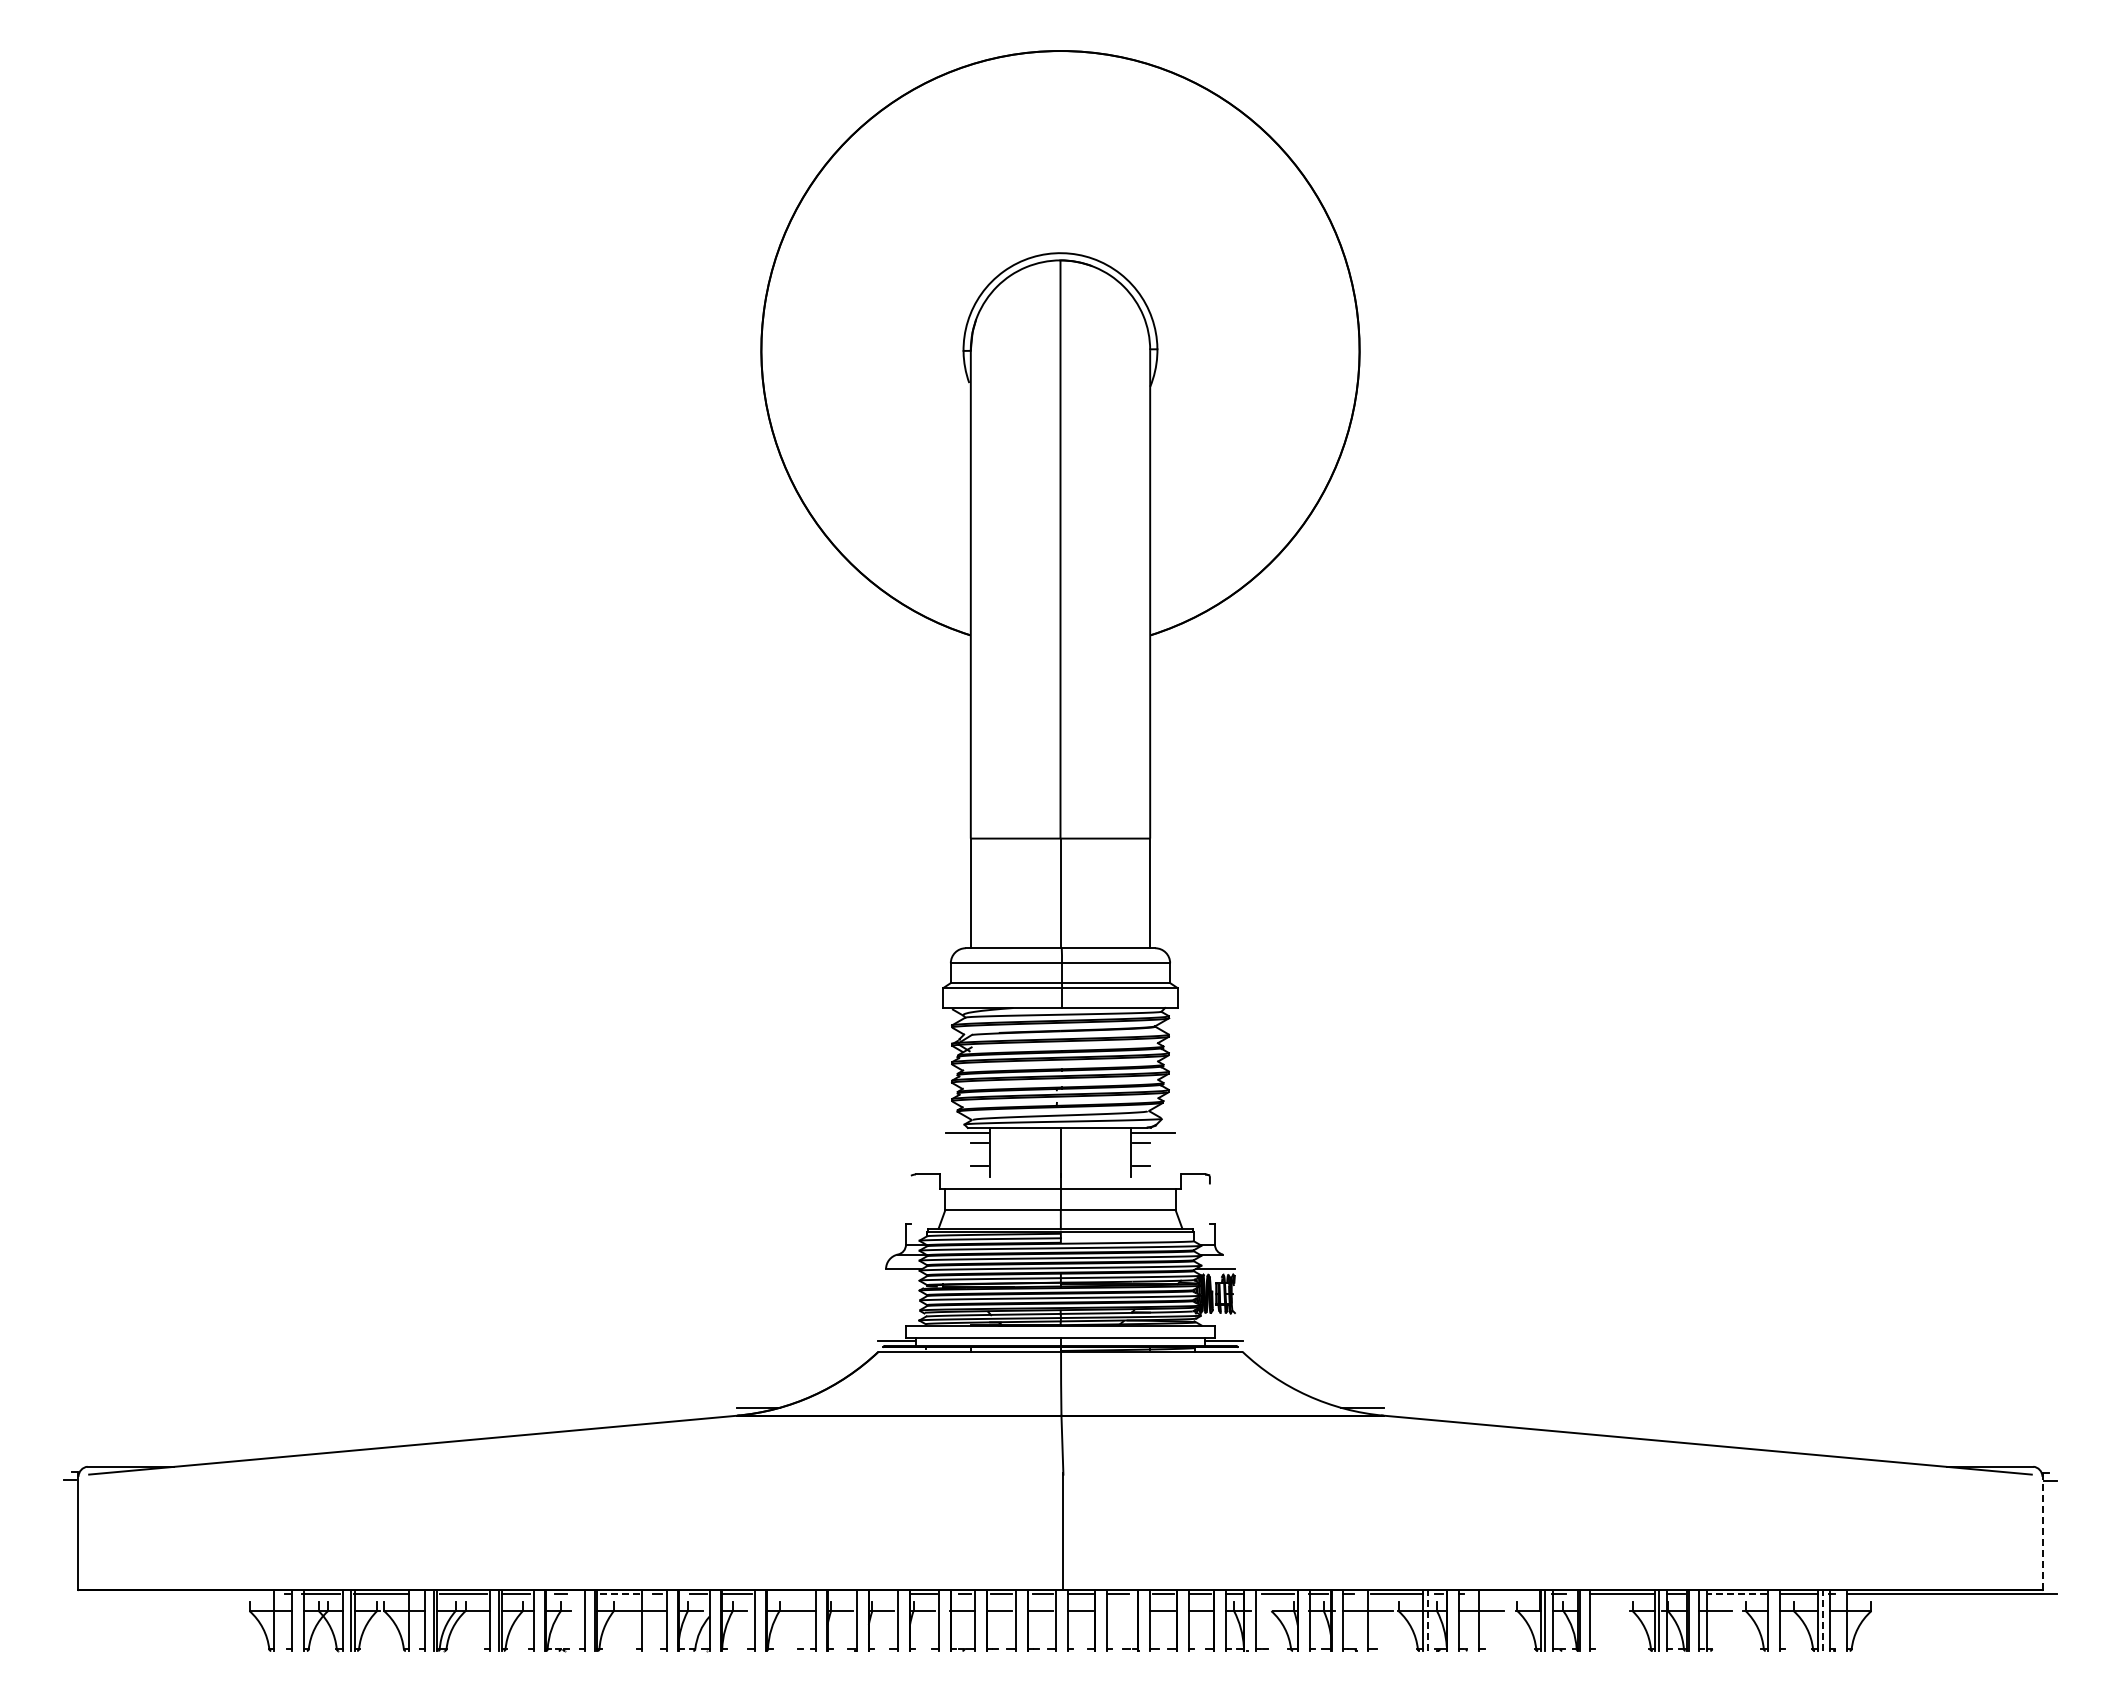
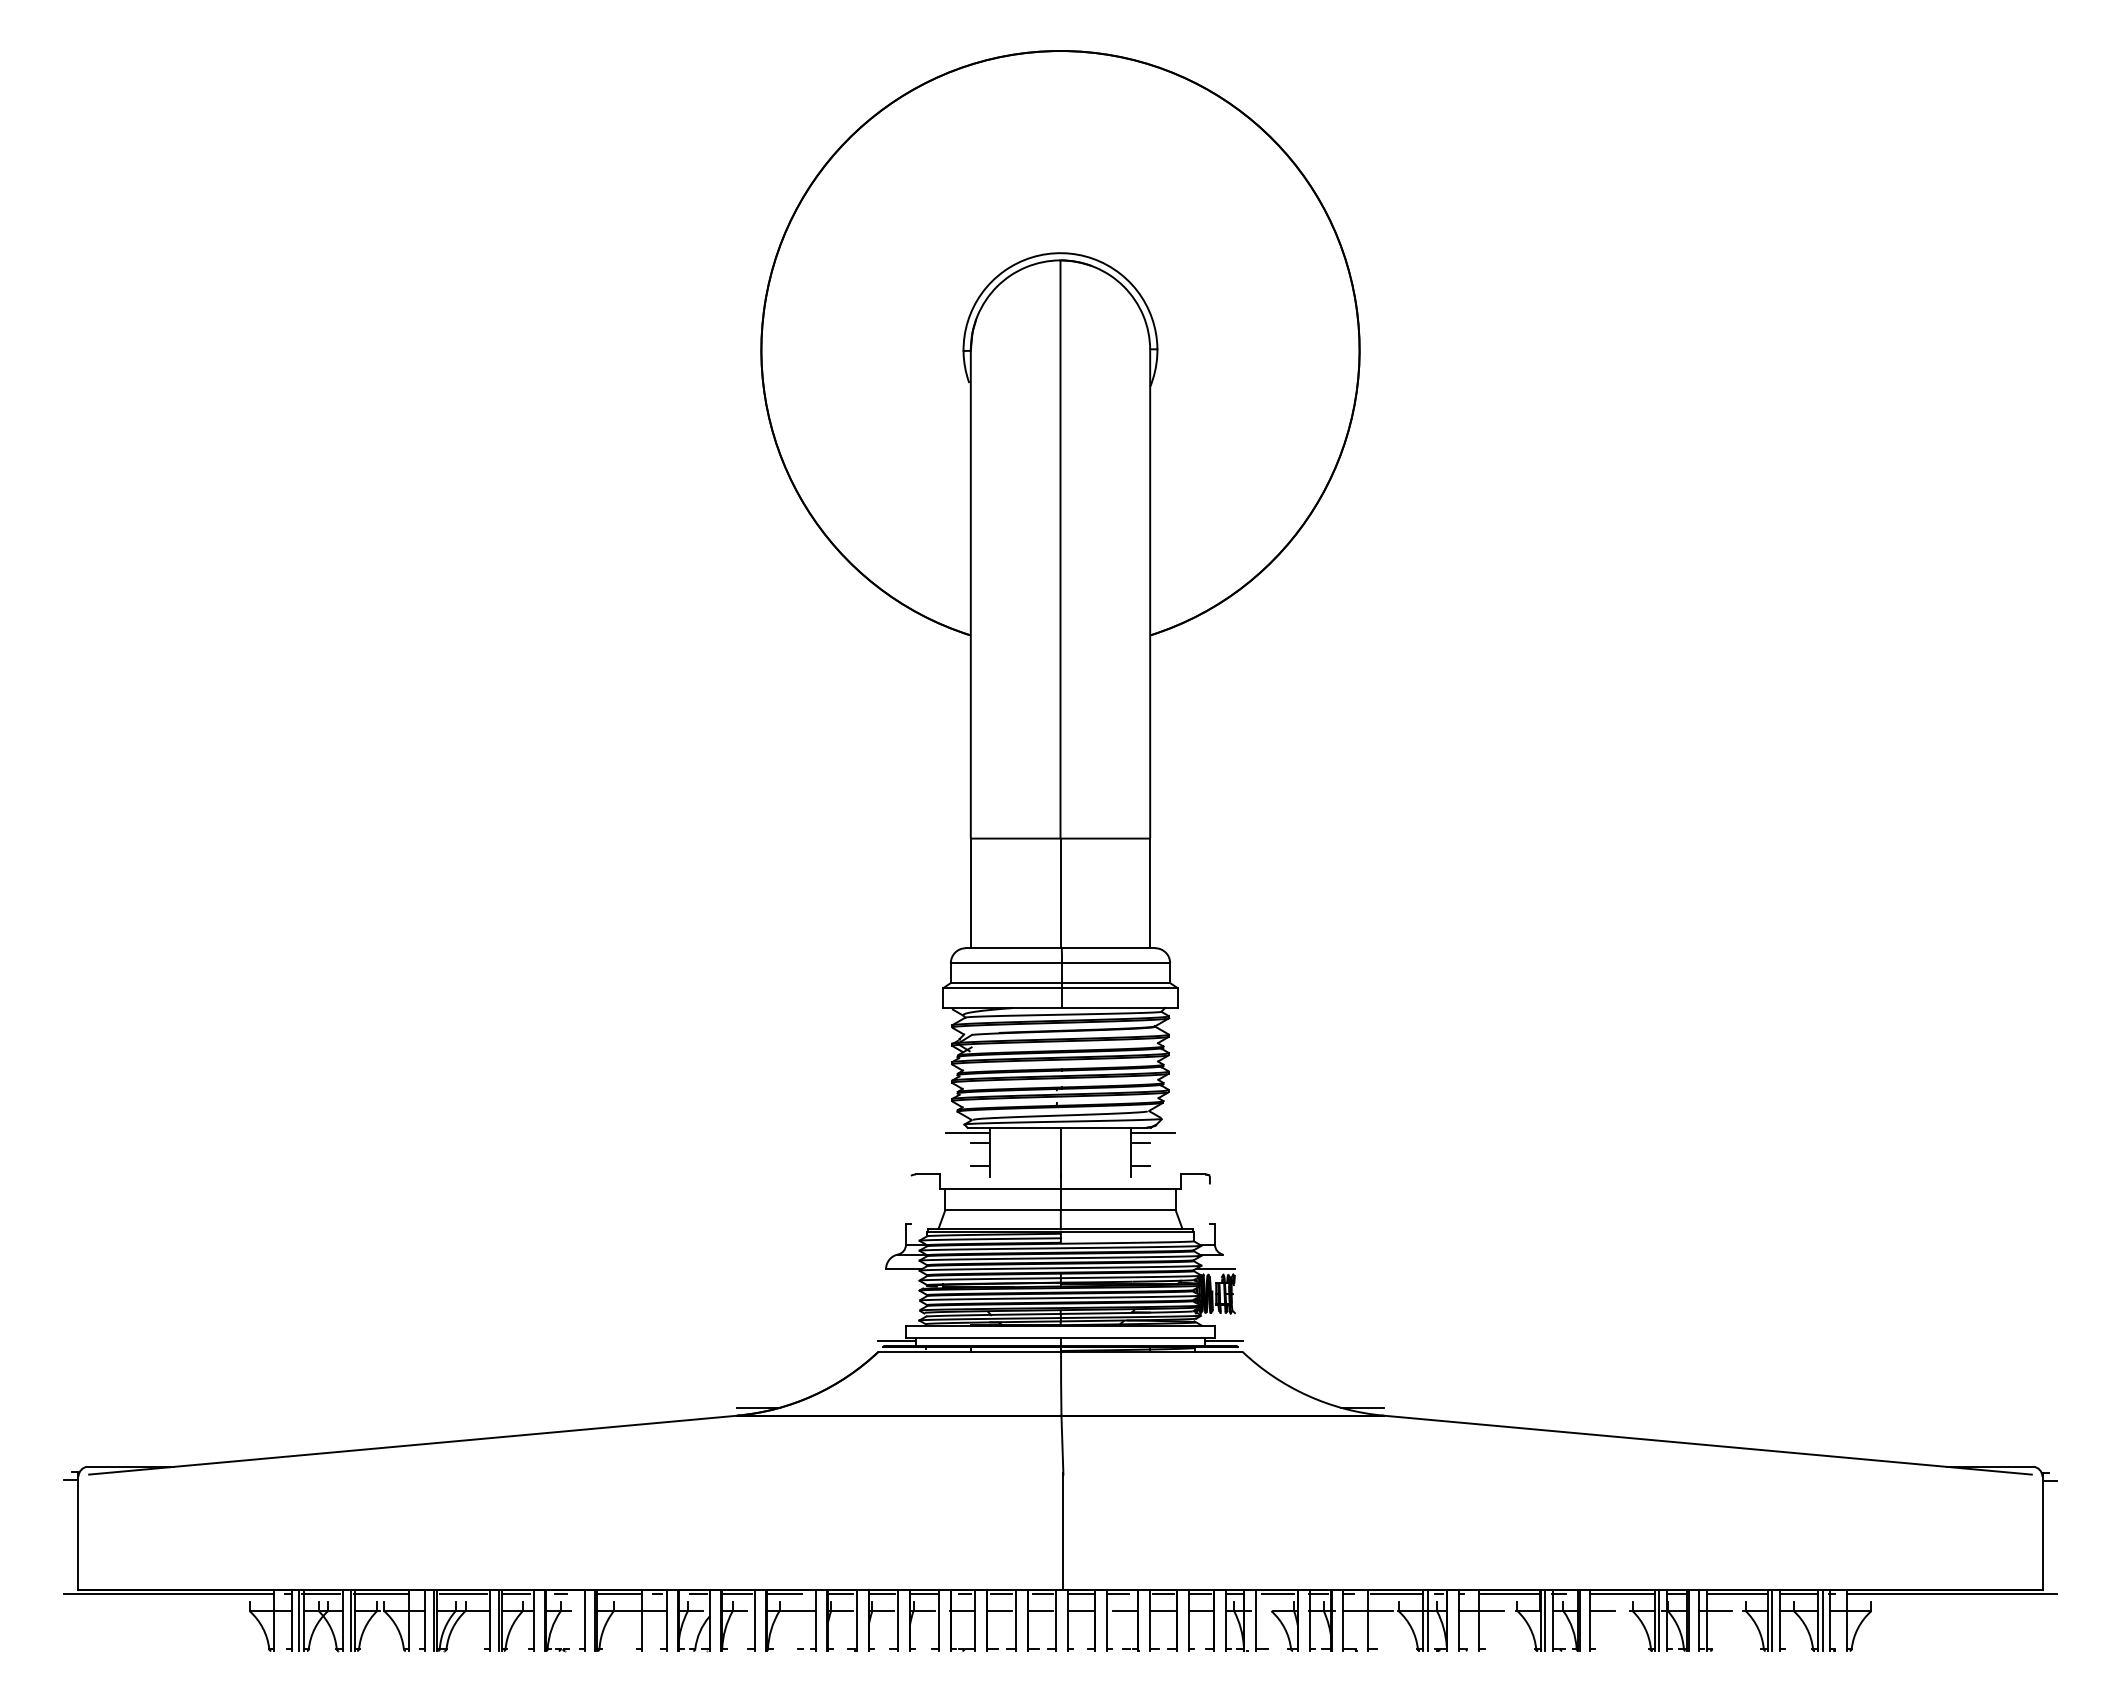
line: dashed -> solid (2042, 1531)
line: none -> present (168, 1594)
line: dashed -> solid (617, 1594)
line: none -> present (783, 1594)
line: none -> present (839, 1594)
line: none -> present (882, 1594)
line: none -> present (1510, 1594)
line: dashed -> solid (1736, 1594)
line: none -> present (1125, 1611)
line: none -> present (1602, 1611)
line: none -> present (299, 1620)
line: dashed -> solid (1427, 1620)
line: none -> present (1771, 1620)
line: dashed -> solid (1822, 1620)
